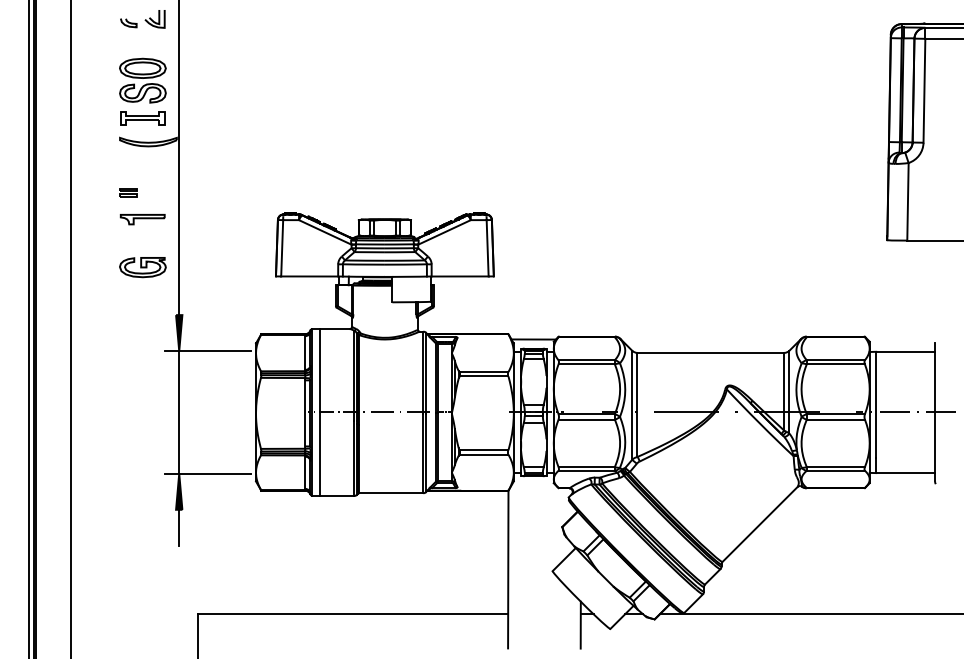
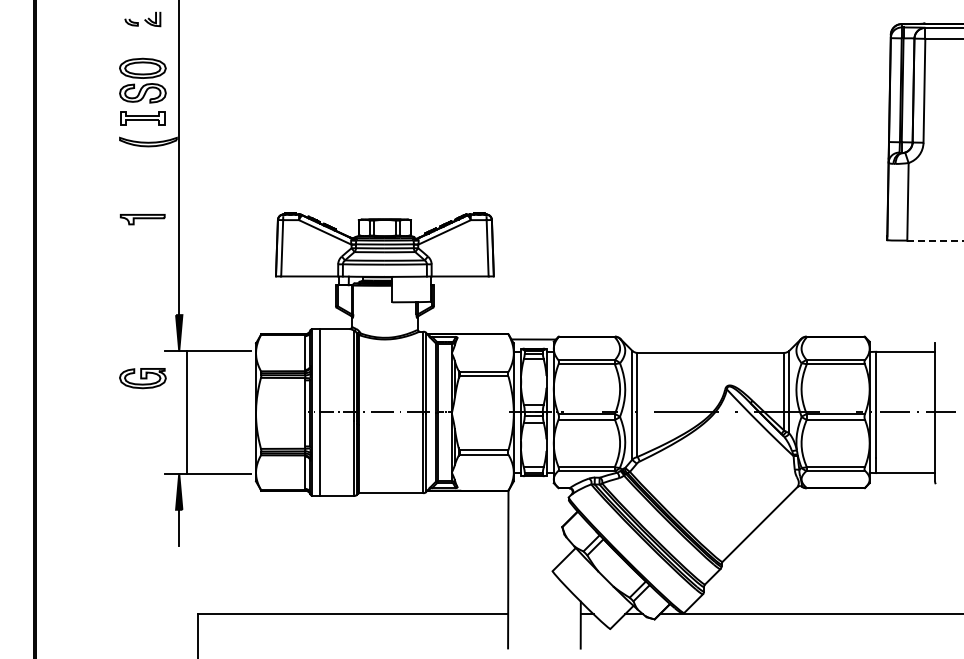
part size: 46x19 px -> 38x17 px (142, 19)
part: present -> none (128, 192)
line: solid -> dashed (935, 240)
part position: (142, 267) -> (142, 378) (142, 378)
line: present -> none (28, 328)
line: present -> none (70, 328)
line position: (179, 412) -> (187, 412) (187, 412)
